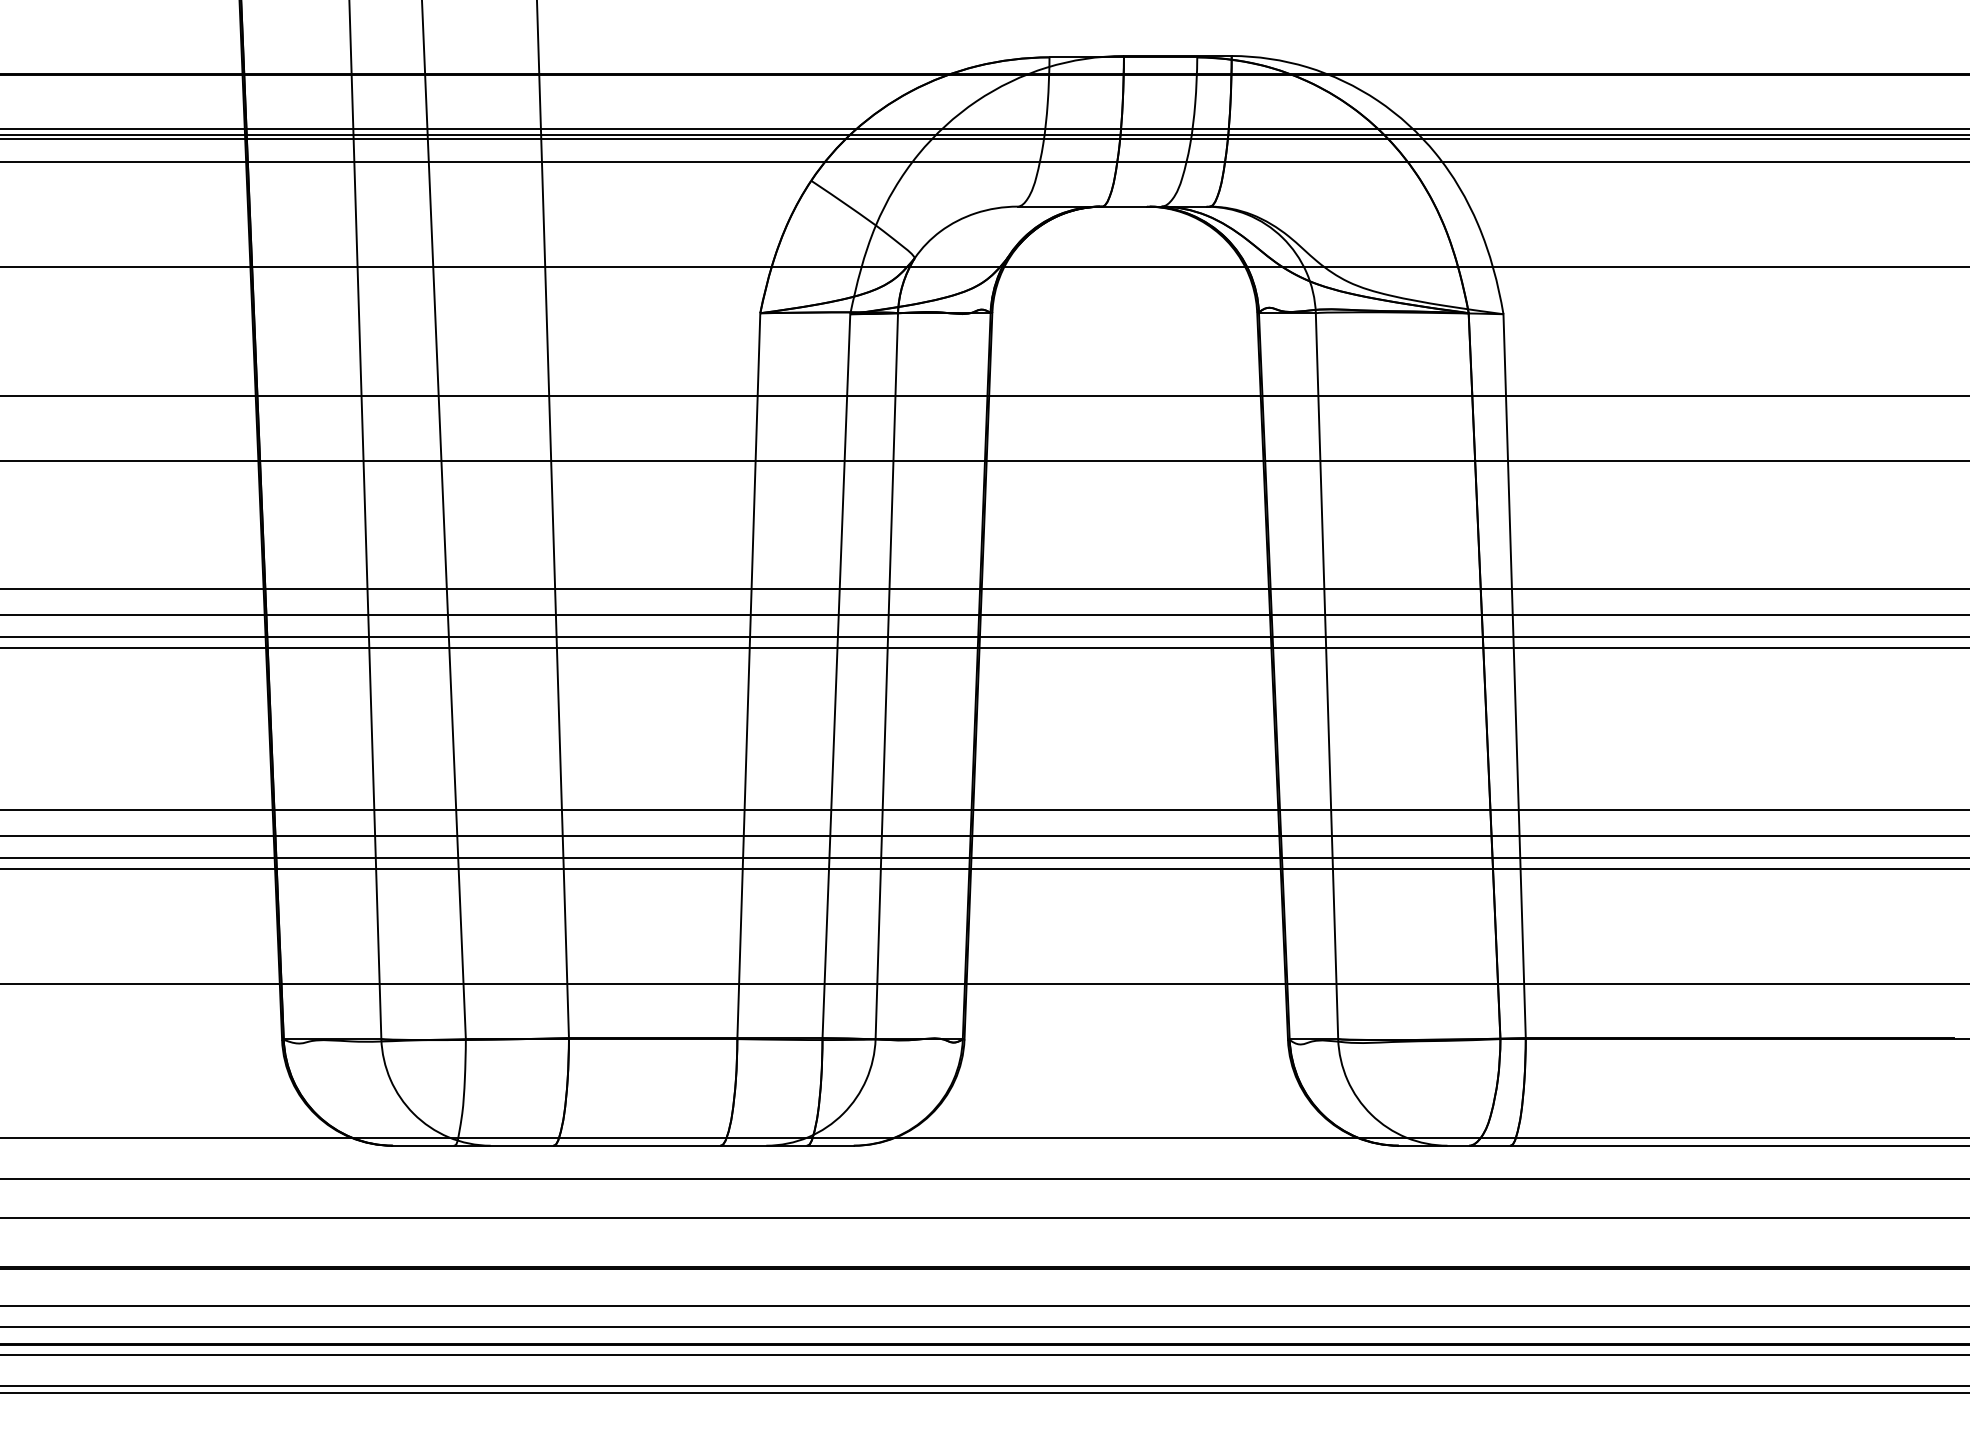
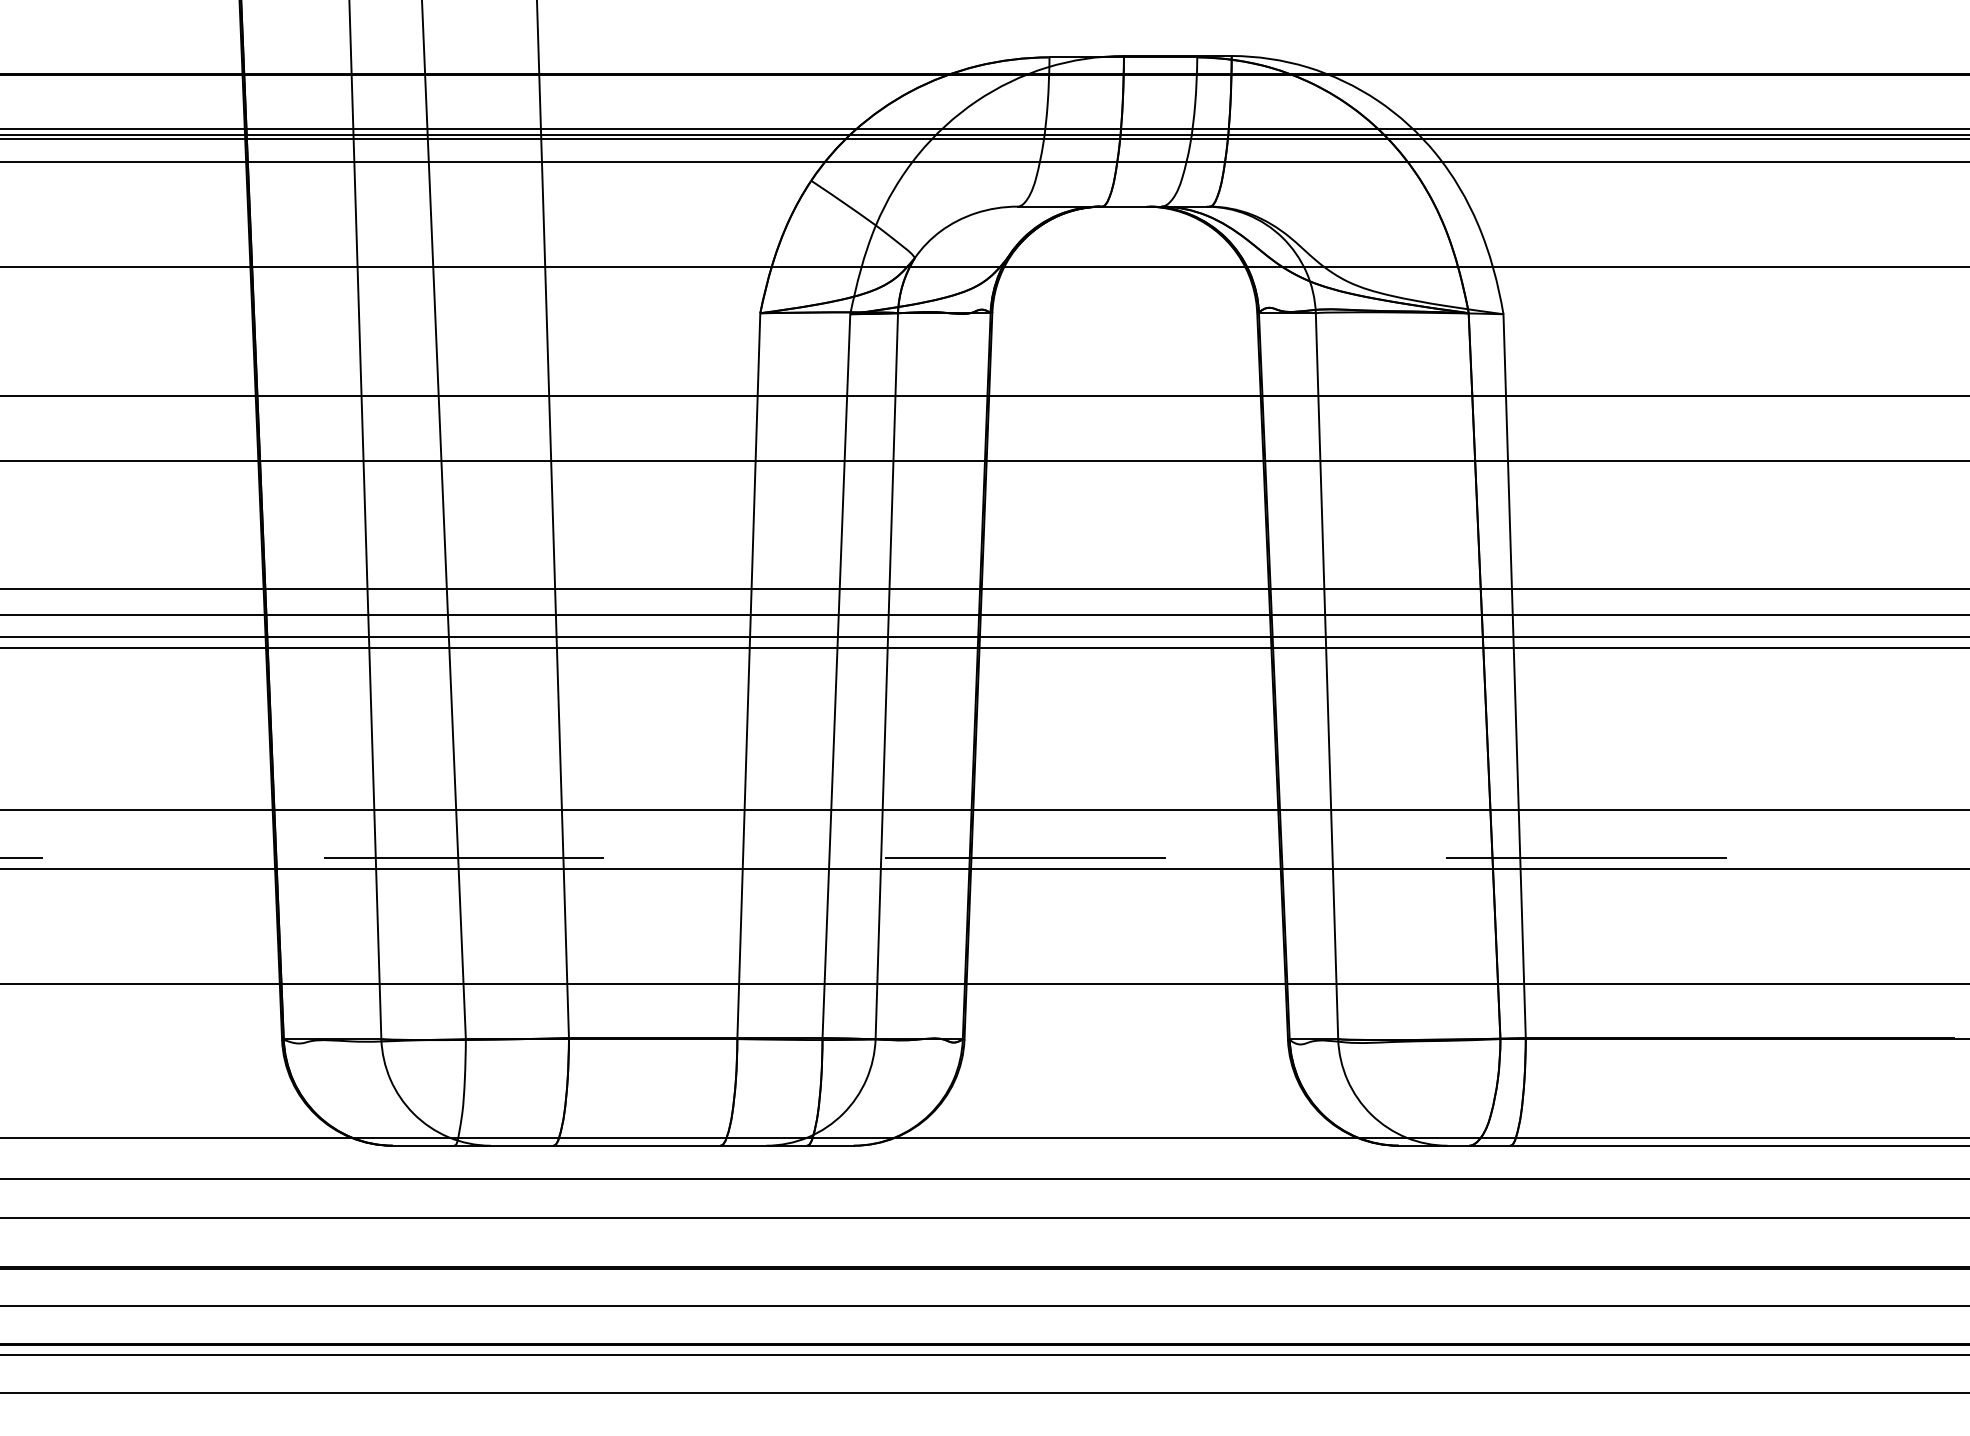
line: present -> none (984, 836)
line: solid -> dashed (985, 857)
line: present -> none (984, 1326)
line: present -> none (984, 1385)
